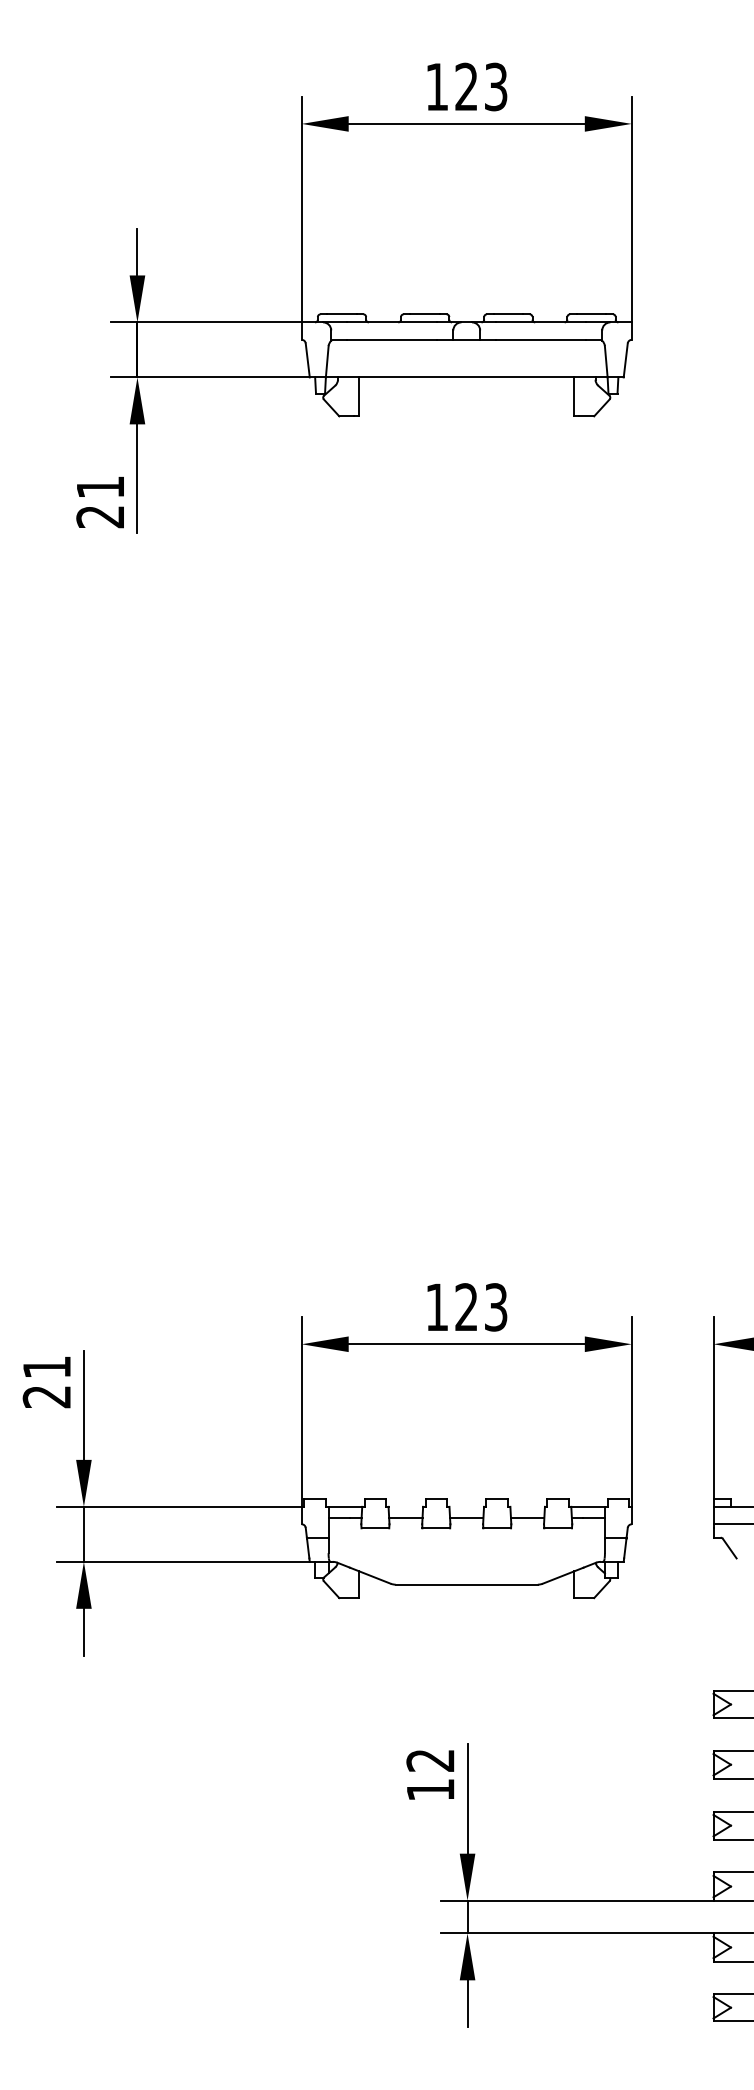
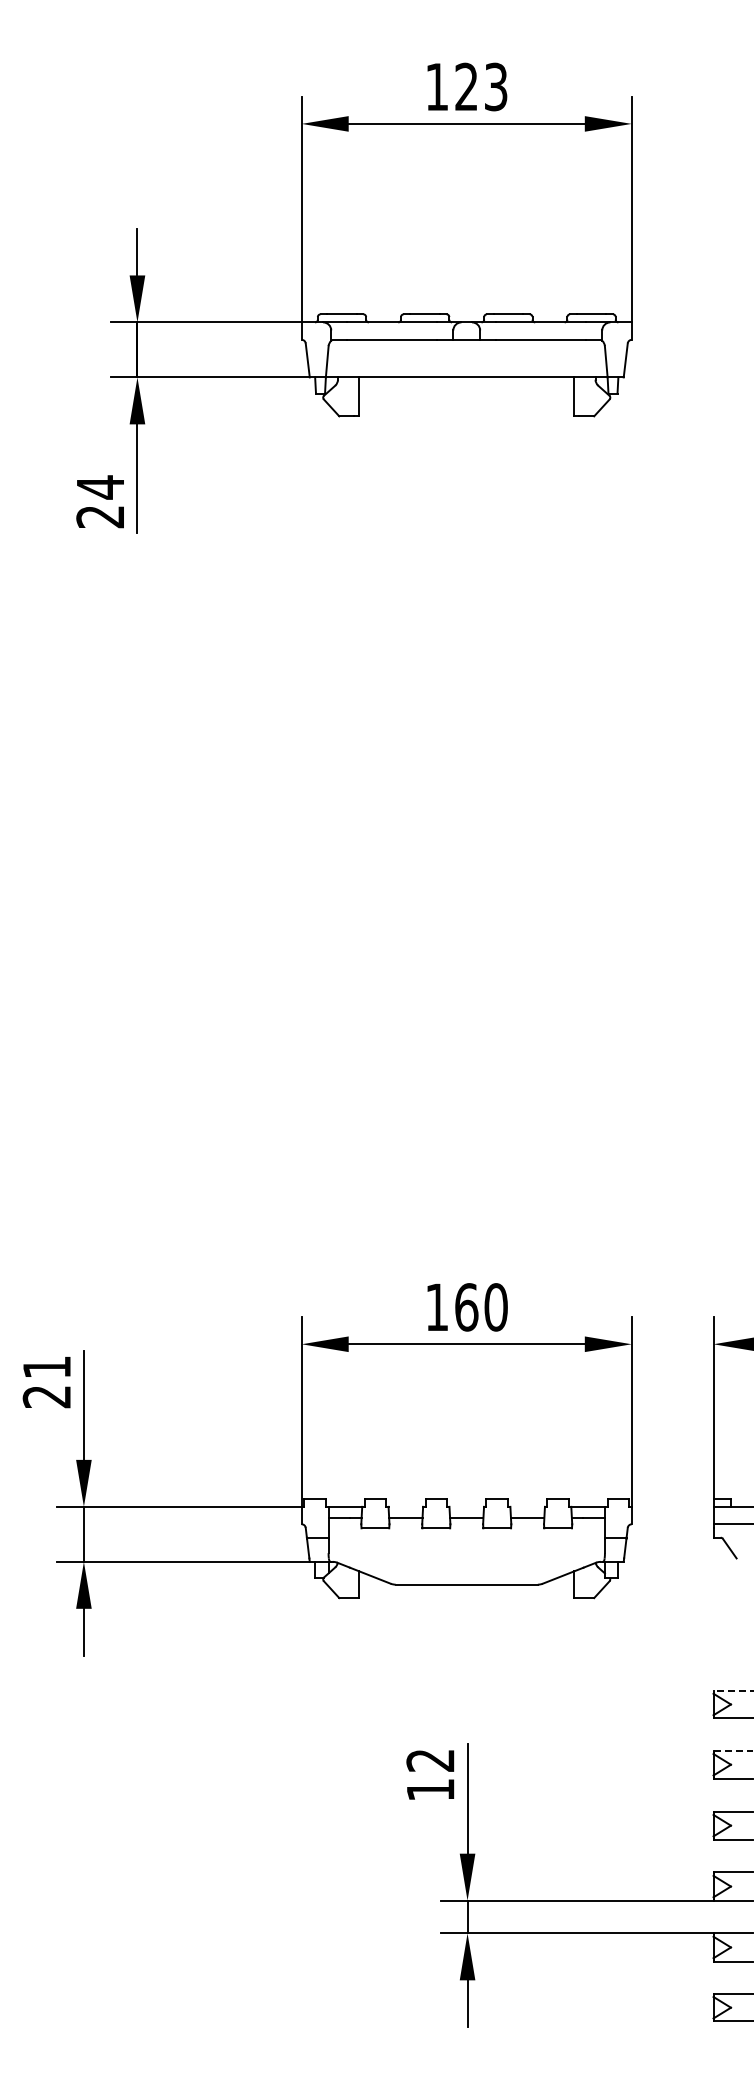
text: 21 -> 24 (100, 487)
text: 123 -> 160 (481, 1307)
line: solid -> dashed (733, 1691)
line: solid -> dashed (733, 1750)
